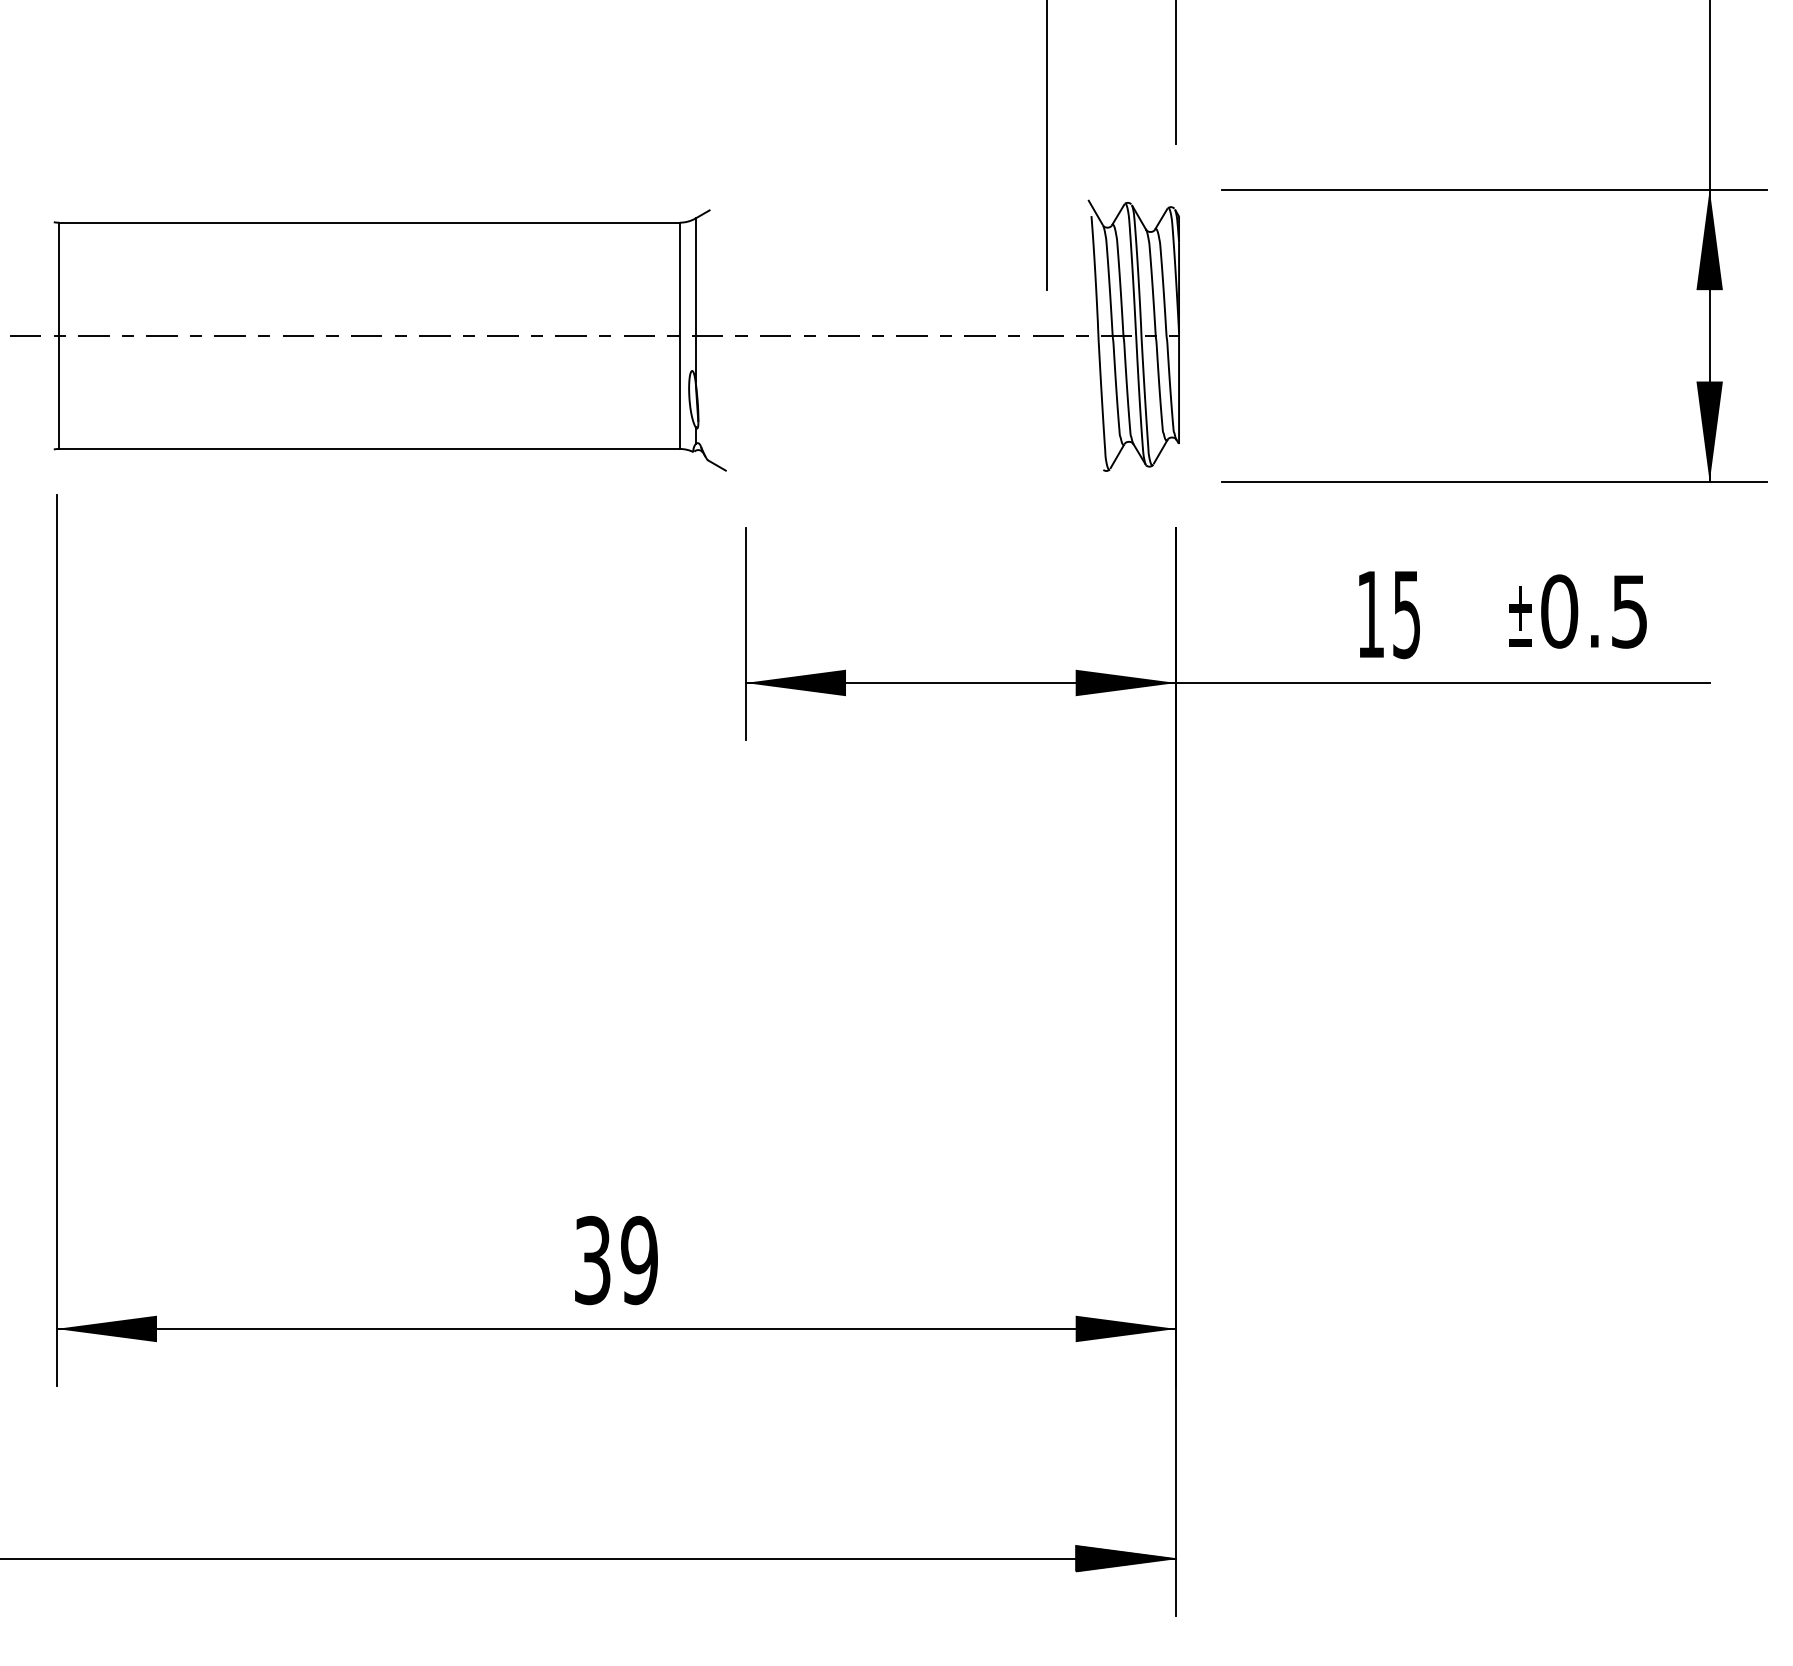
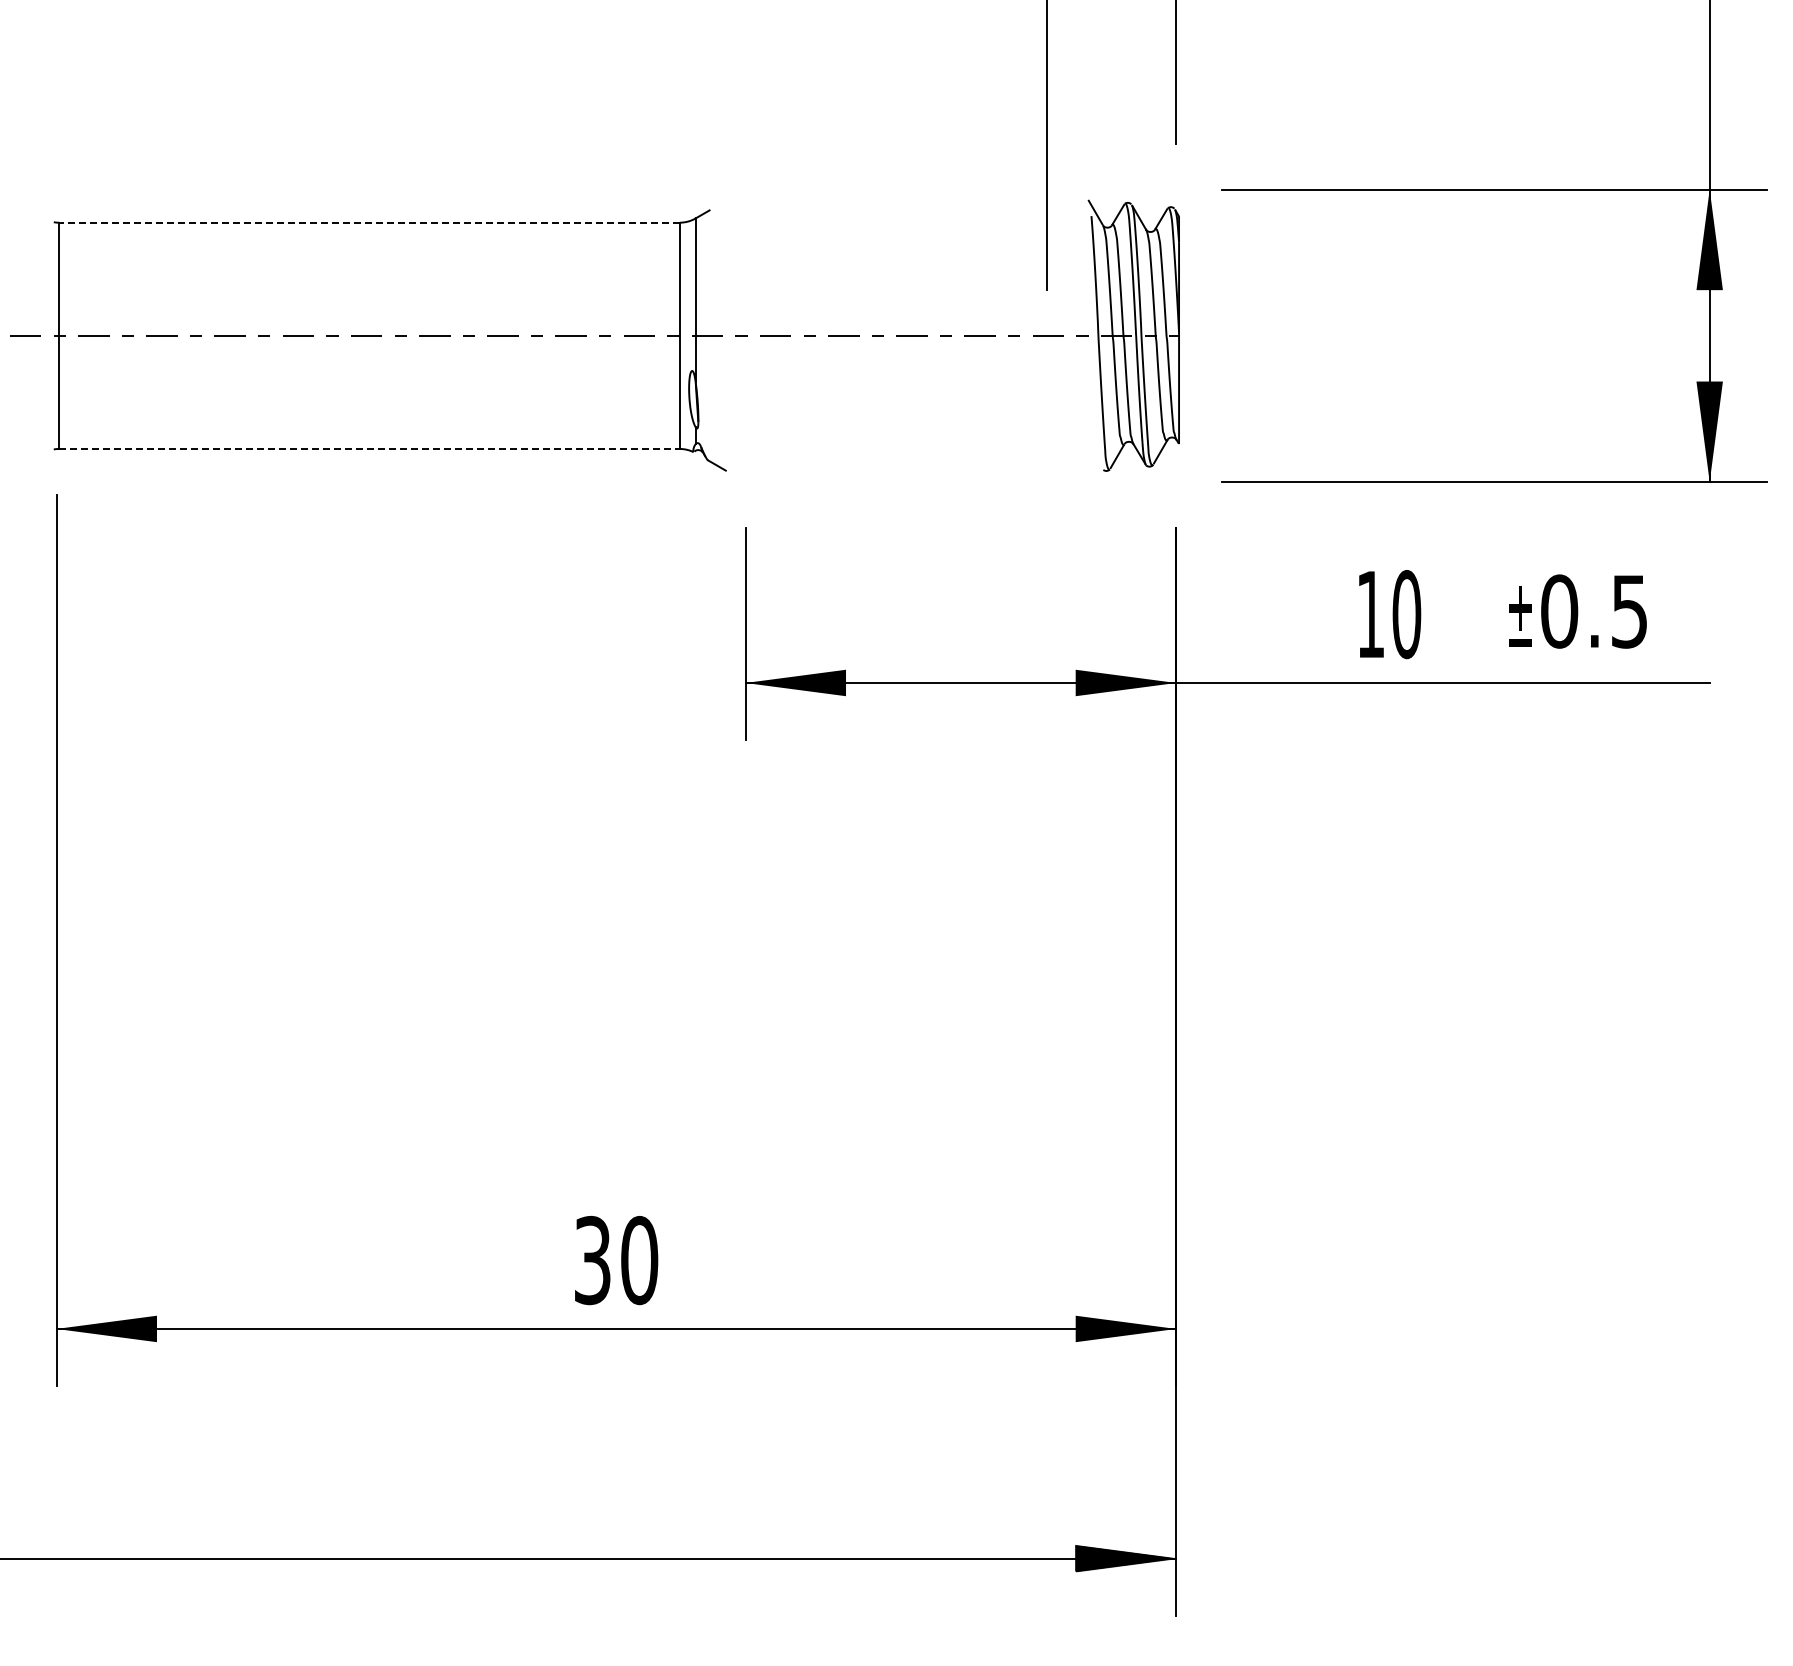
line: solid -> dashed (369, 222)
line: solid -> dashed (370, 448)
text: 15 -> 10 (1406, 614)
text: 39 -> 30 (639, 1260)
